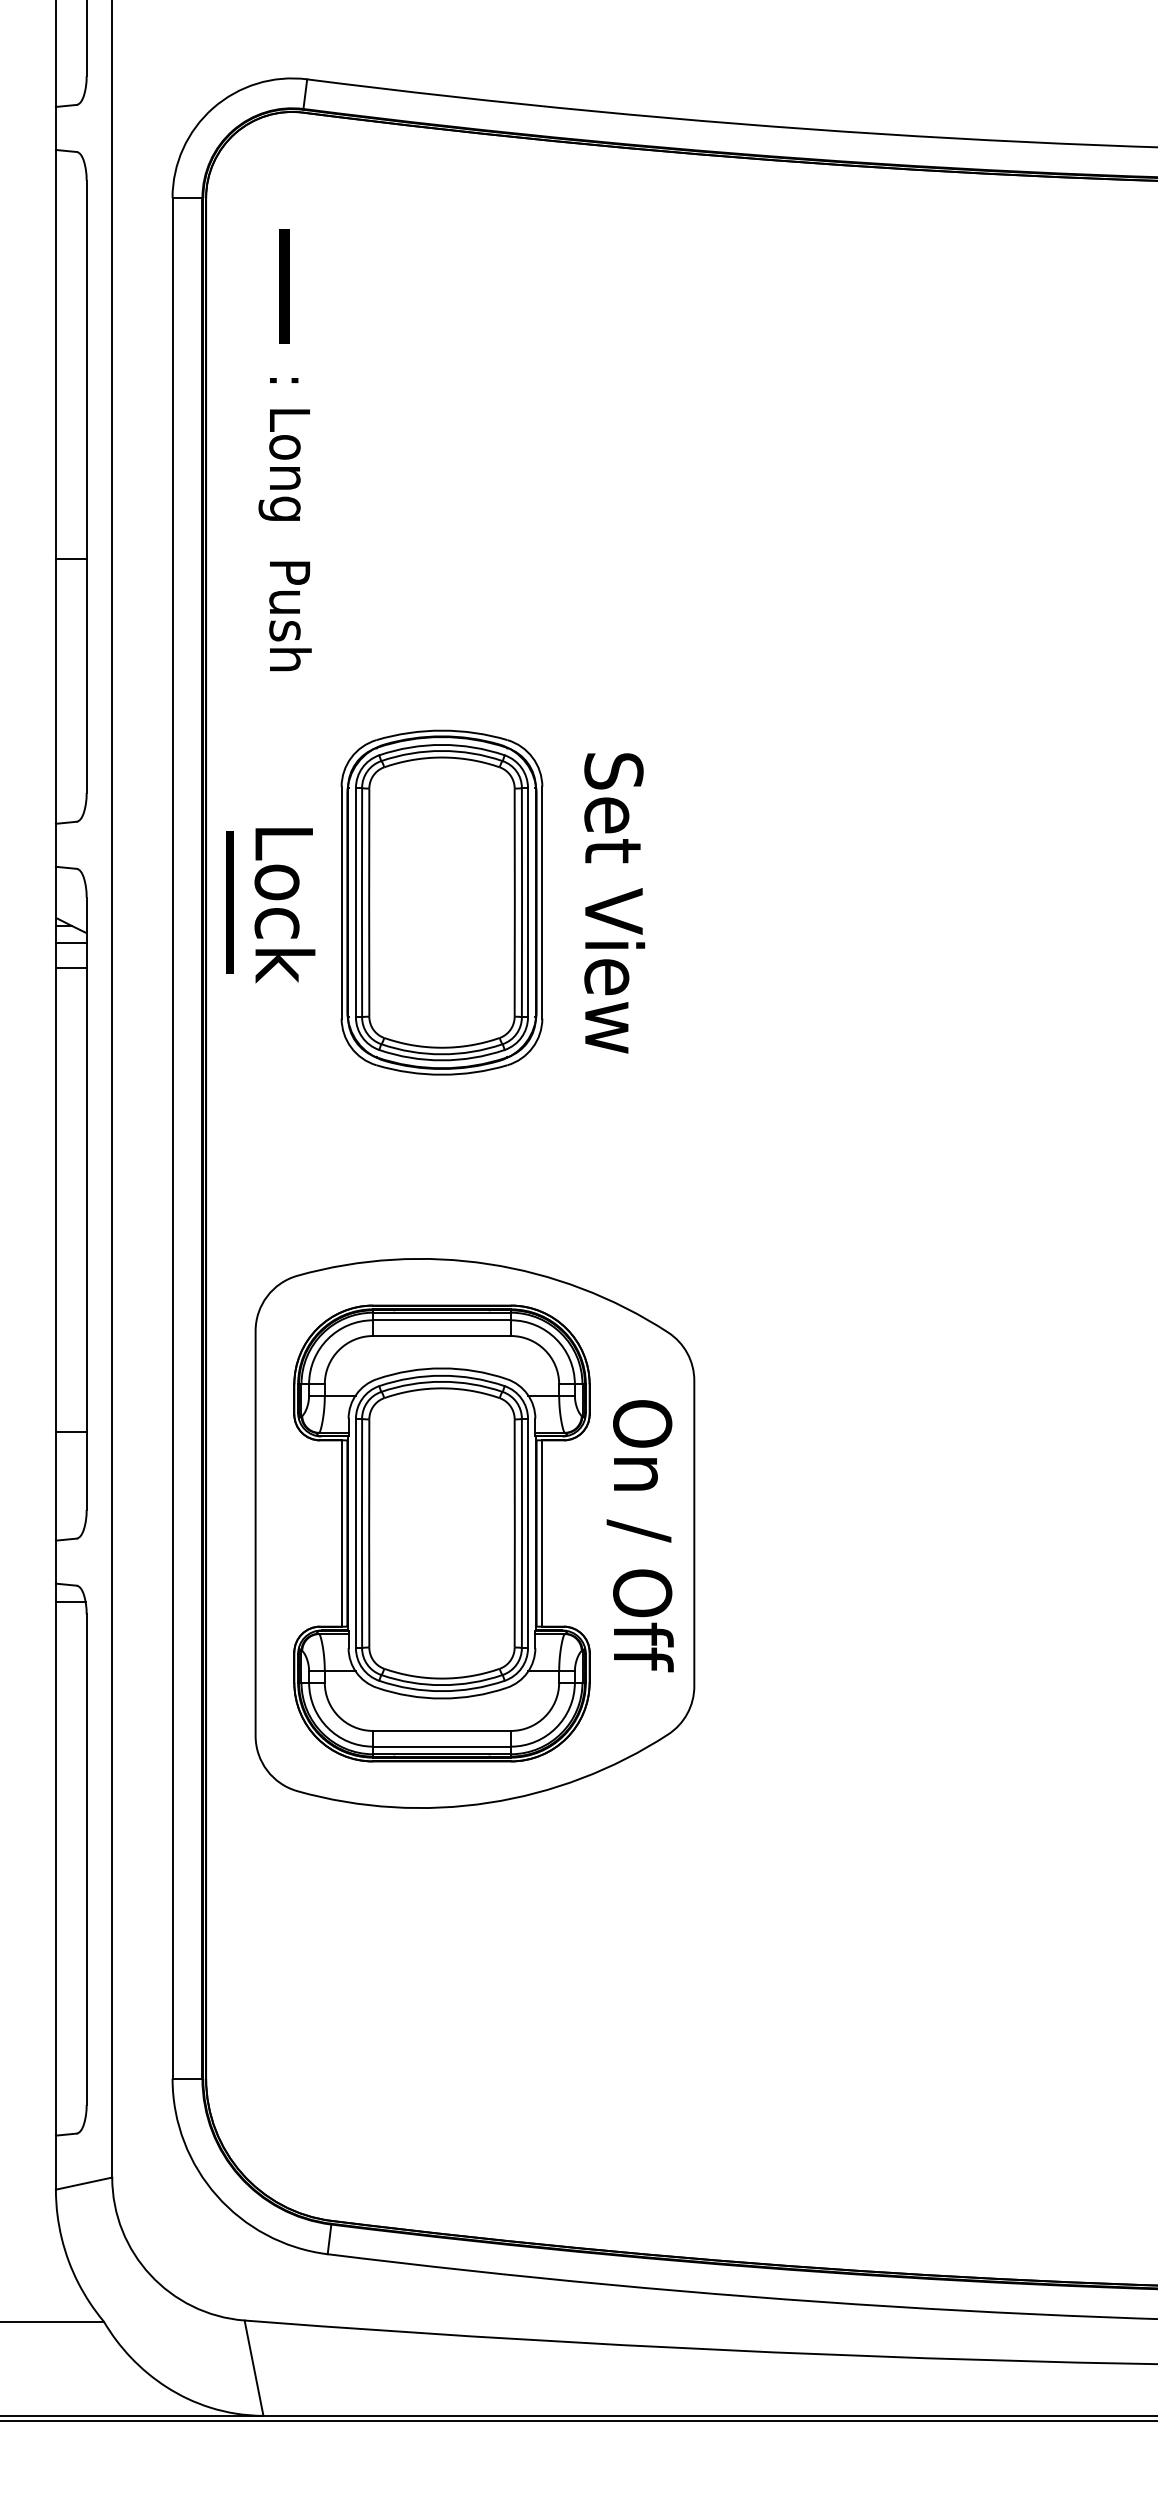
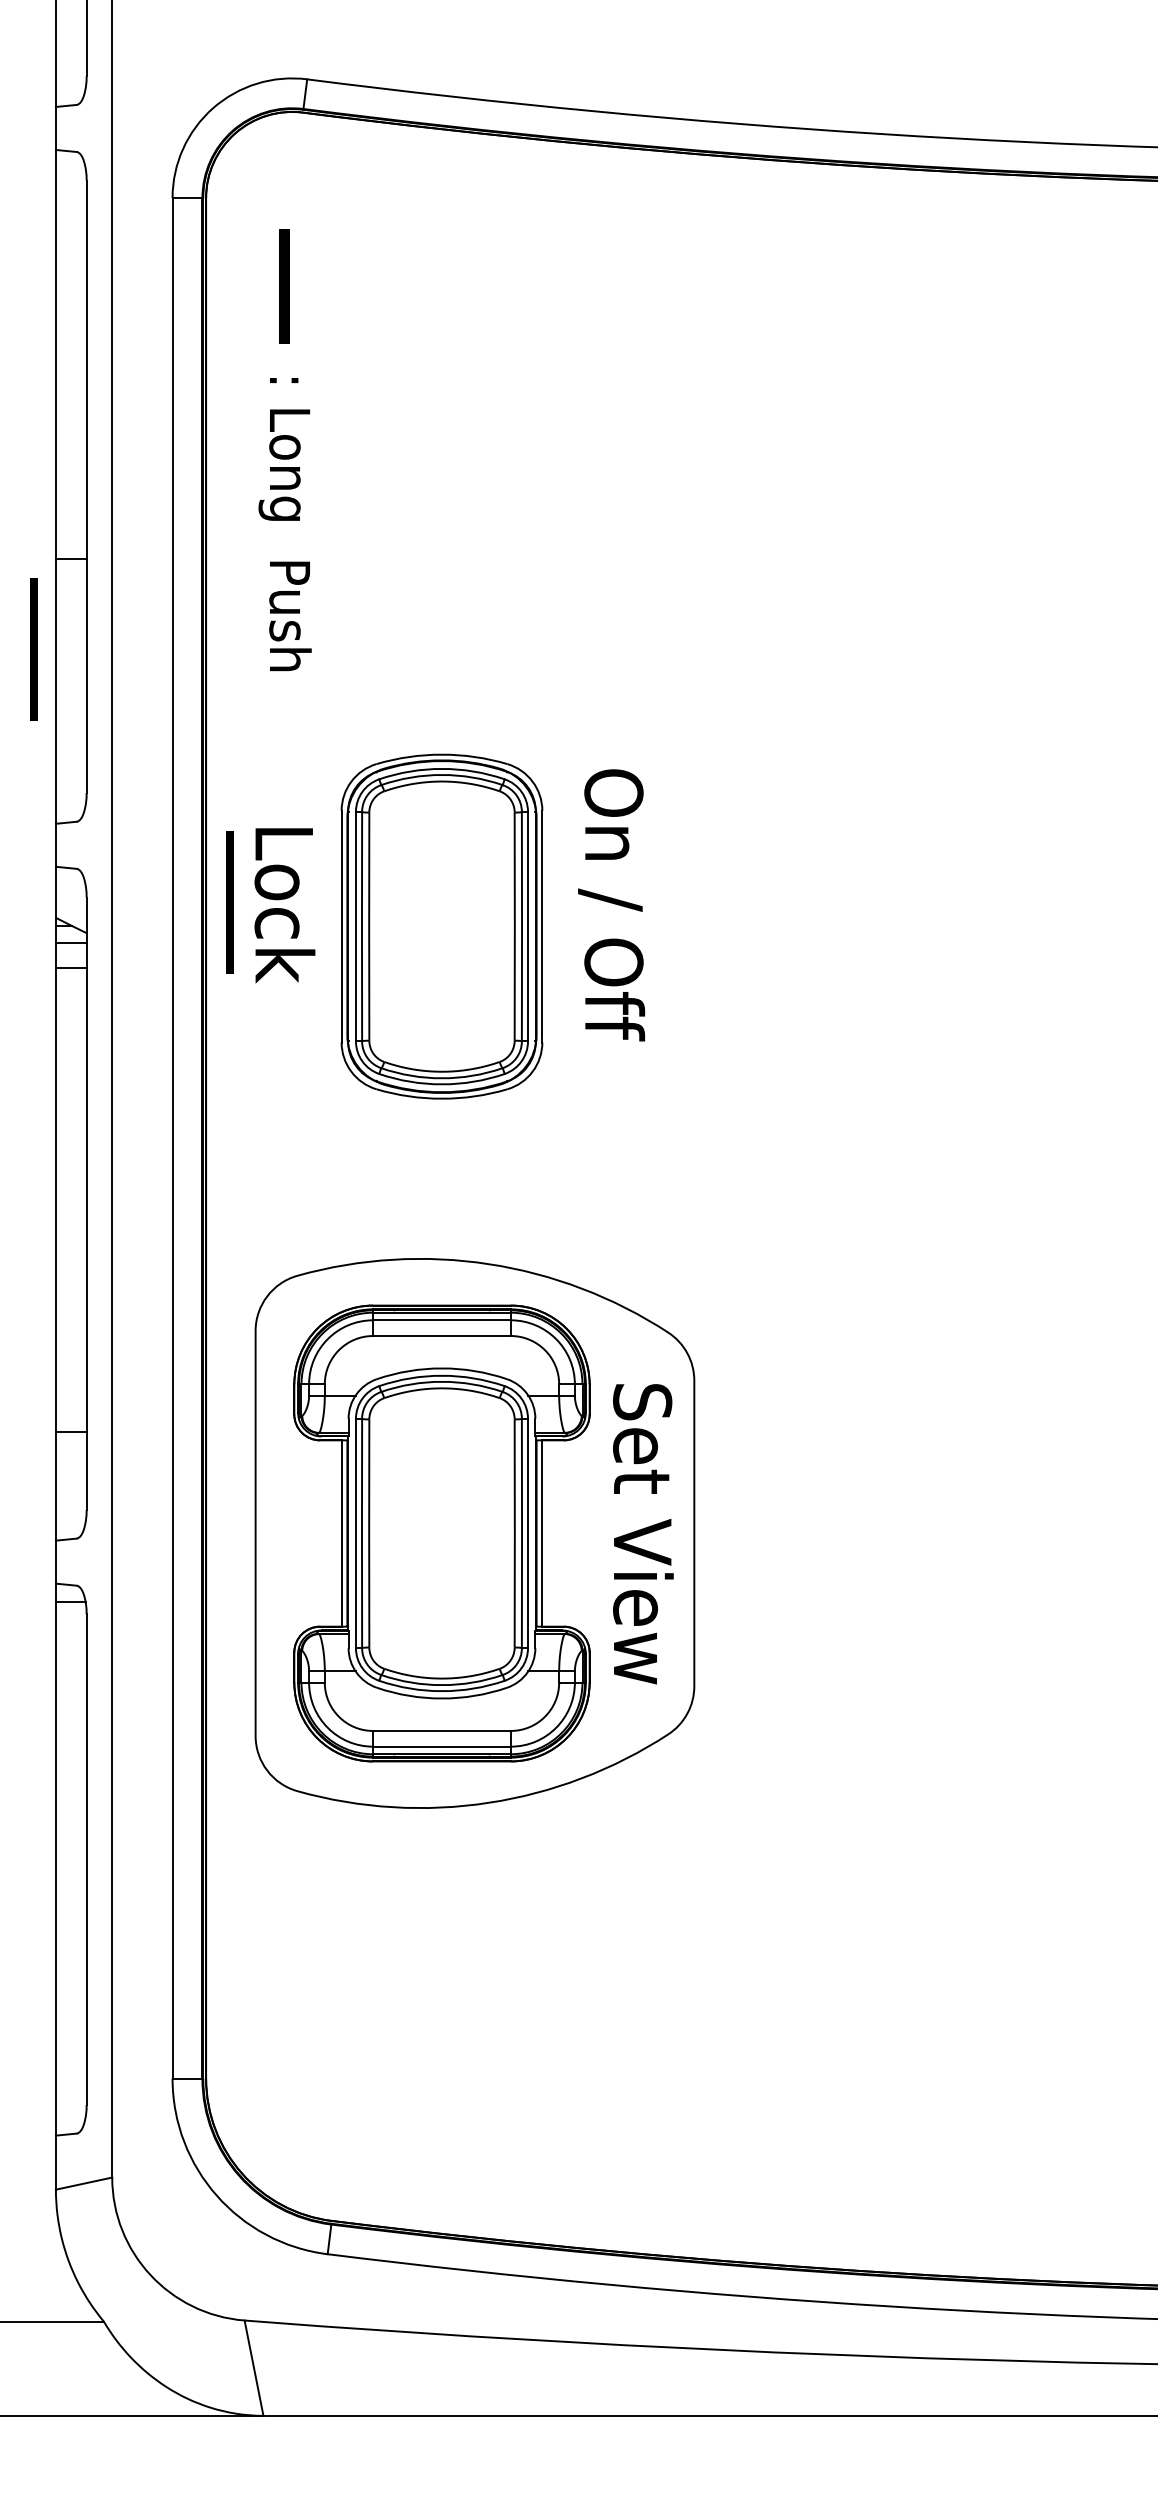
line: none -> present (33, 649)
part position: (441, 902) -> (441, 926) (441, 926)
text: Set View -> On / Off (611, 903)
text: On / Off -> Set View (639, 1534)
line: present -> none (578, 2421)
